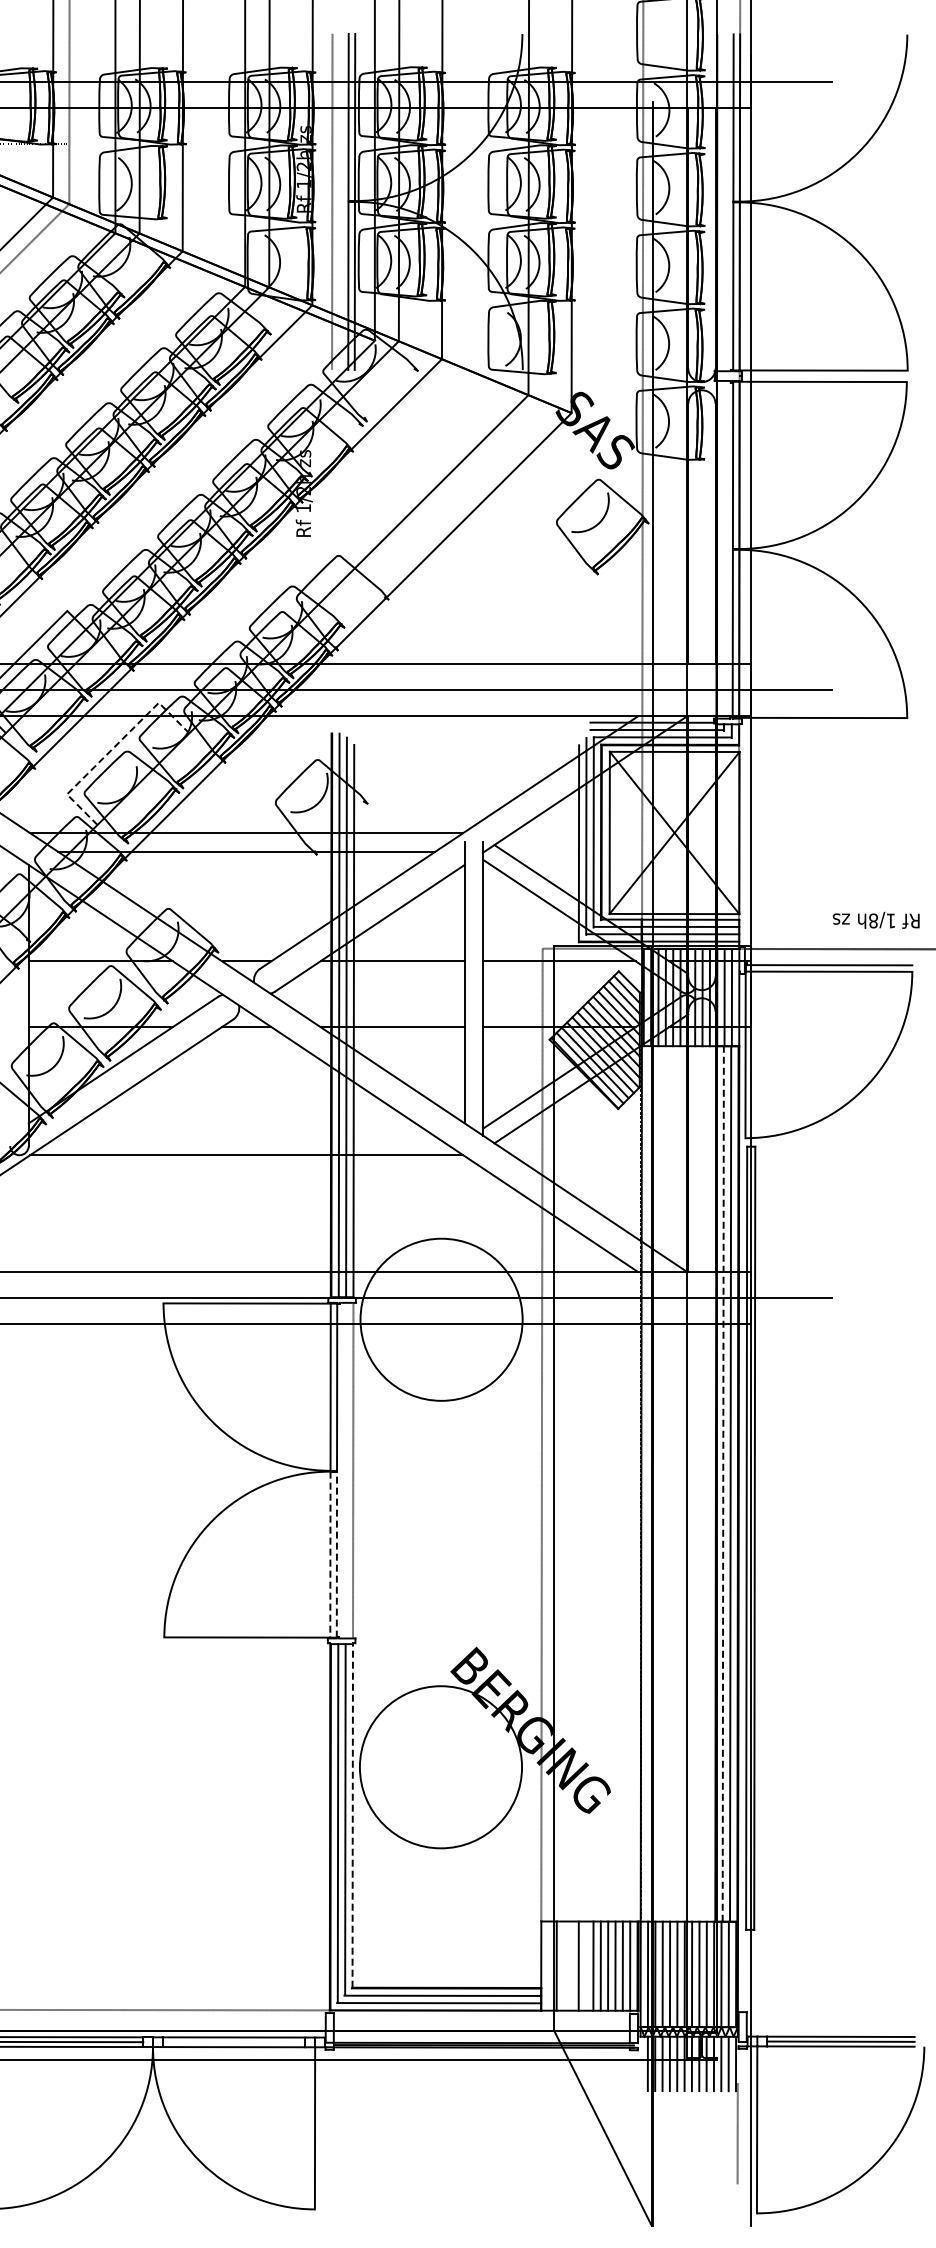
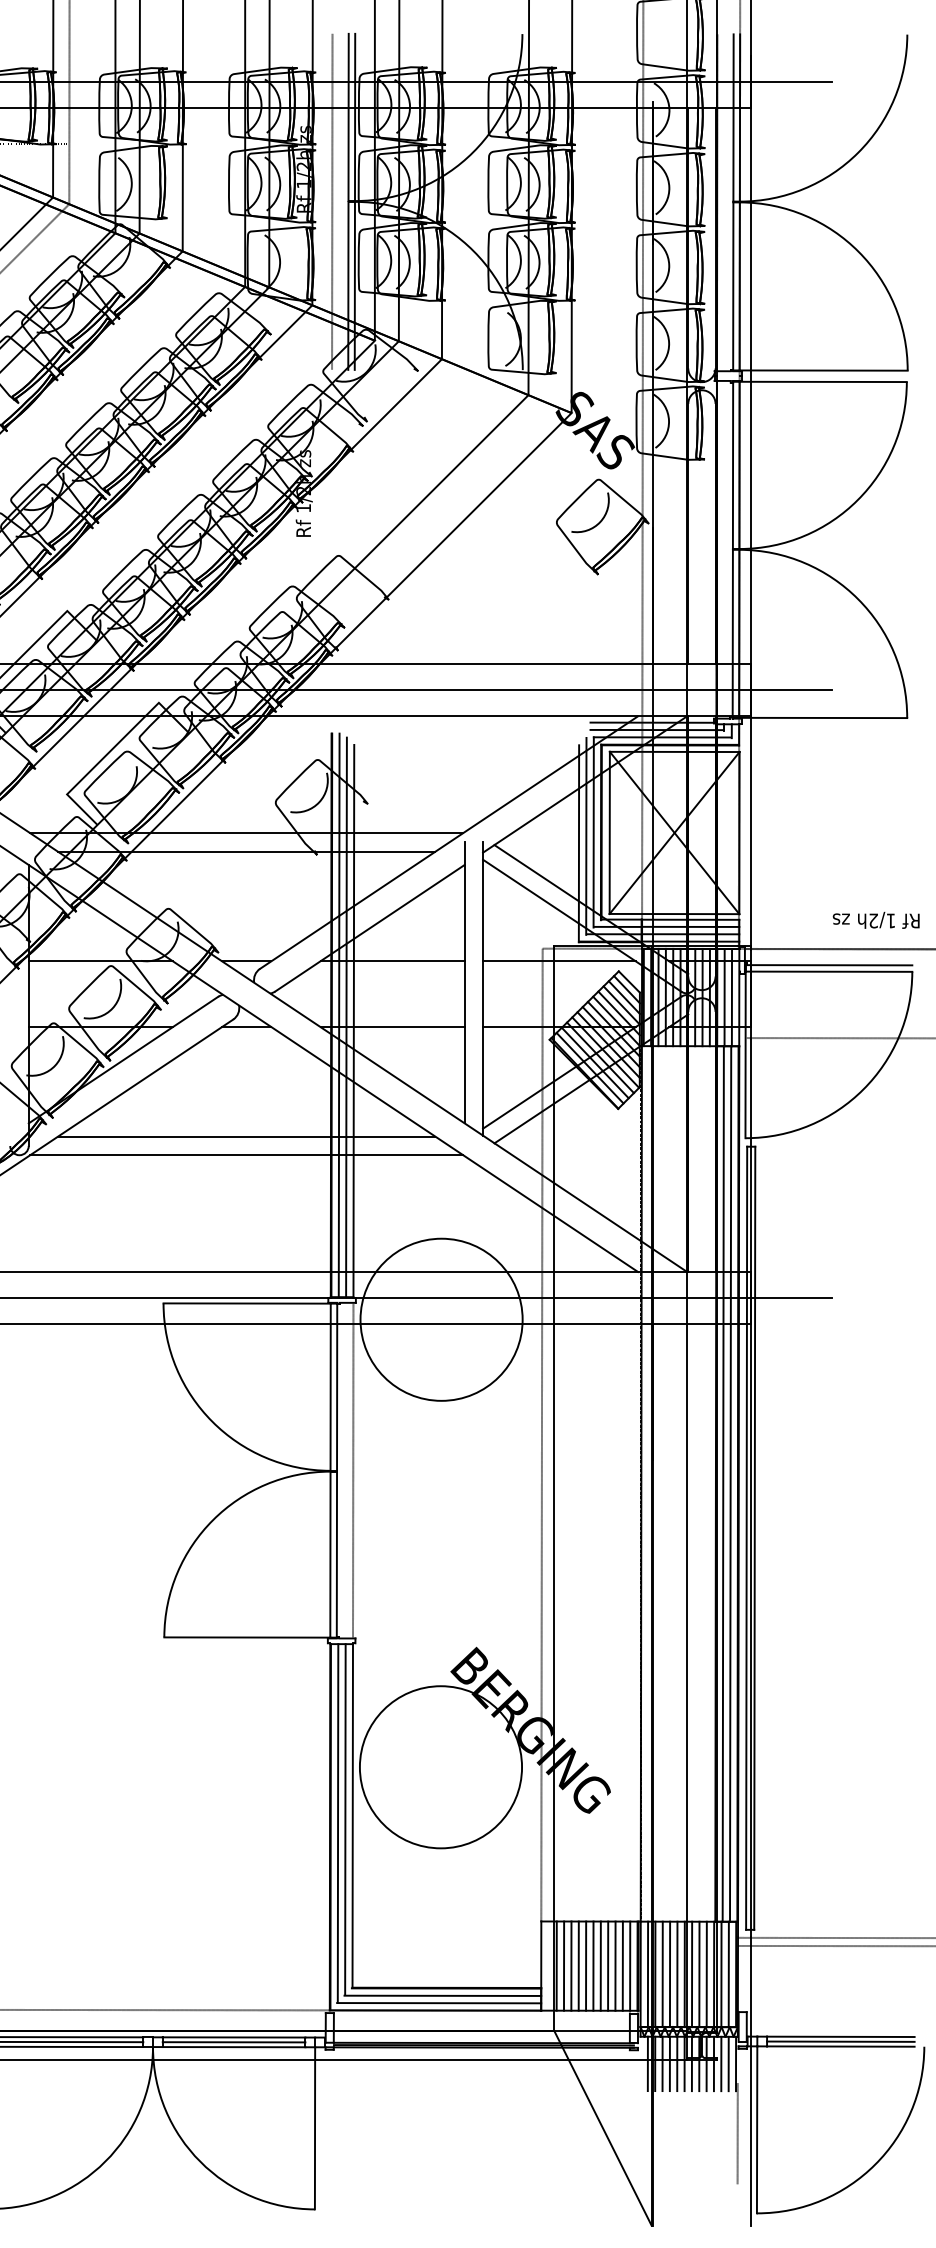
line: dashed -> solid (113, 748)
text: 1/8h -> 1/2h (873, 920)
line: none -> present (839, 1038)
line: none -> present (246, 1136)
line: dashed -> solid (723, 1484)
line: dashed -> solid (330, 1554)
line: dashed -> solid (336, 1554)
line: dashed -> solid (352, 1815)
line: none -> present (834, 1937)
line: none -> present (834, 1945)
line: none -> present (564, 1965)
line: none -> present (571, 1965)
line: none -> present (586, 1965)
line: none -> present (233, 2042)
